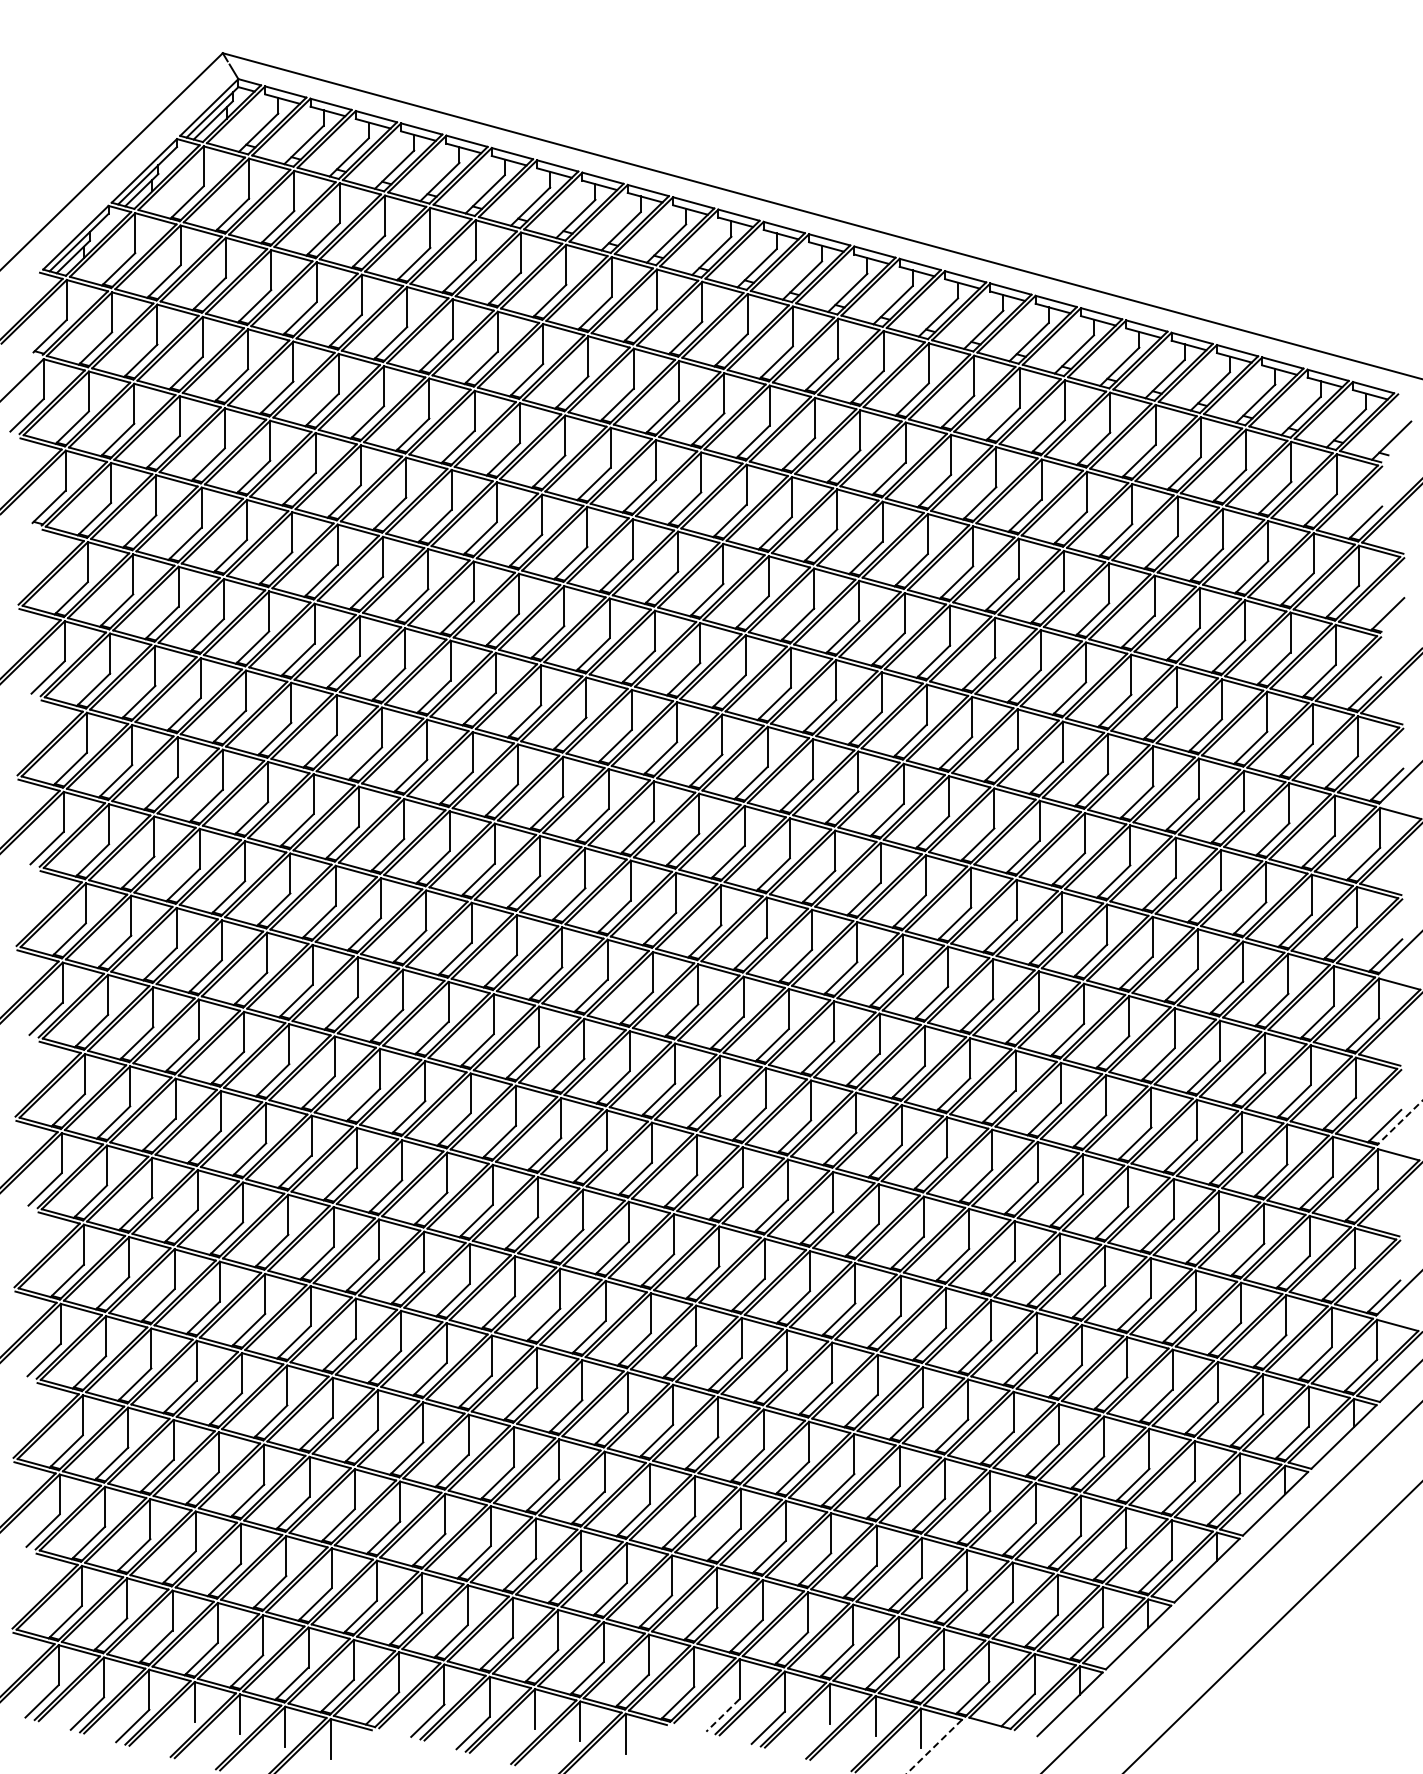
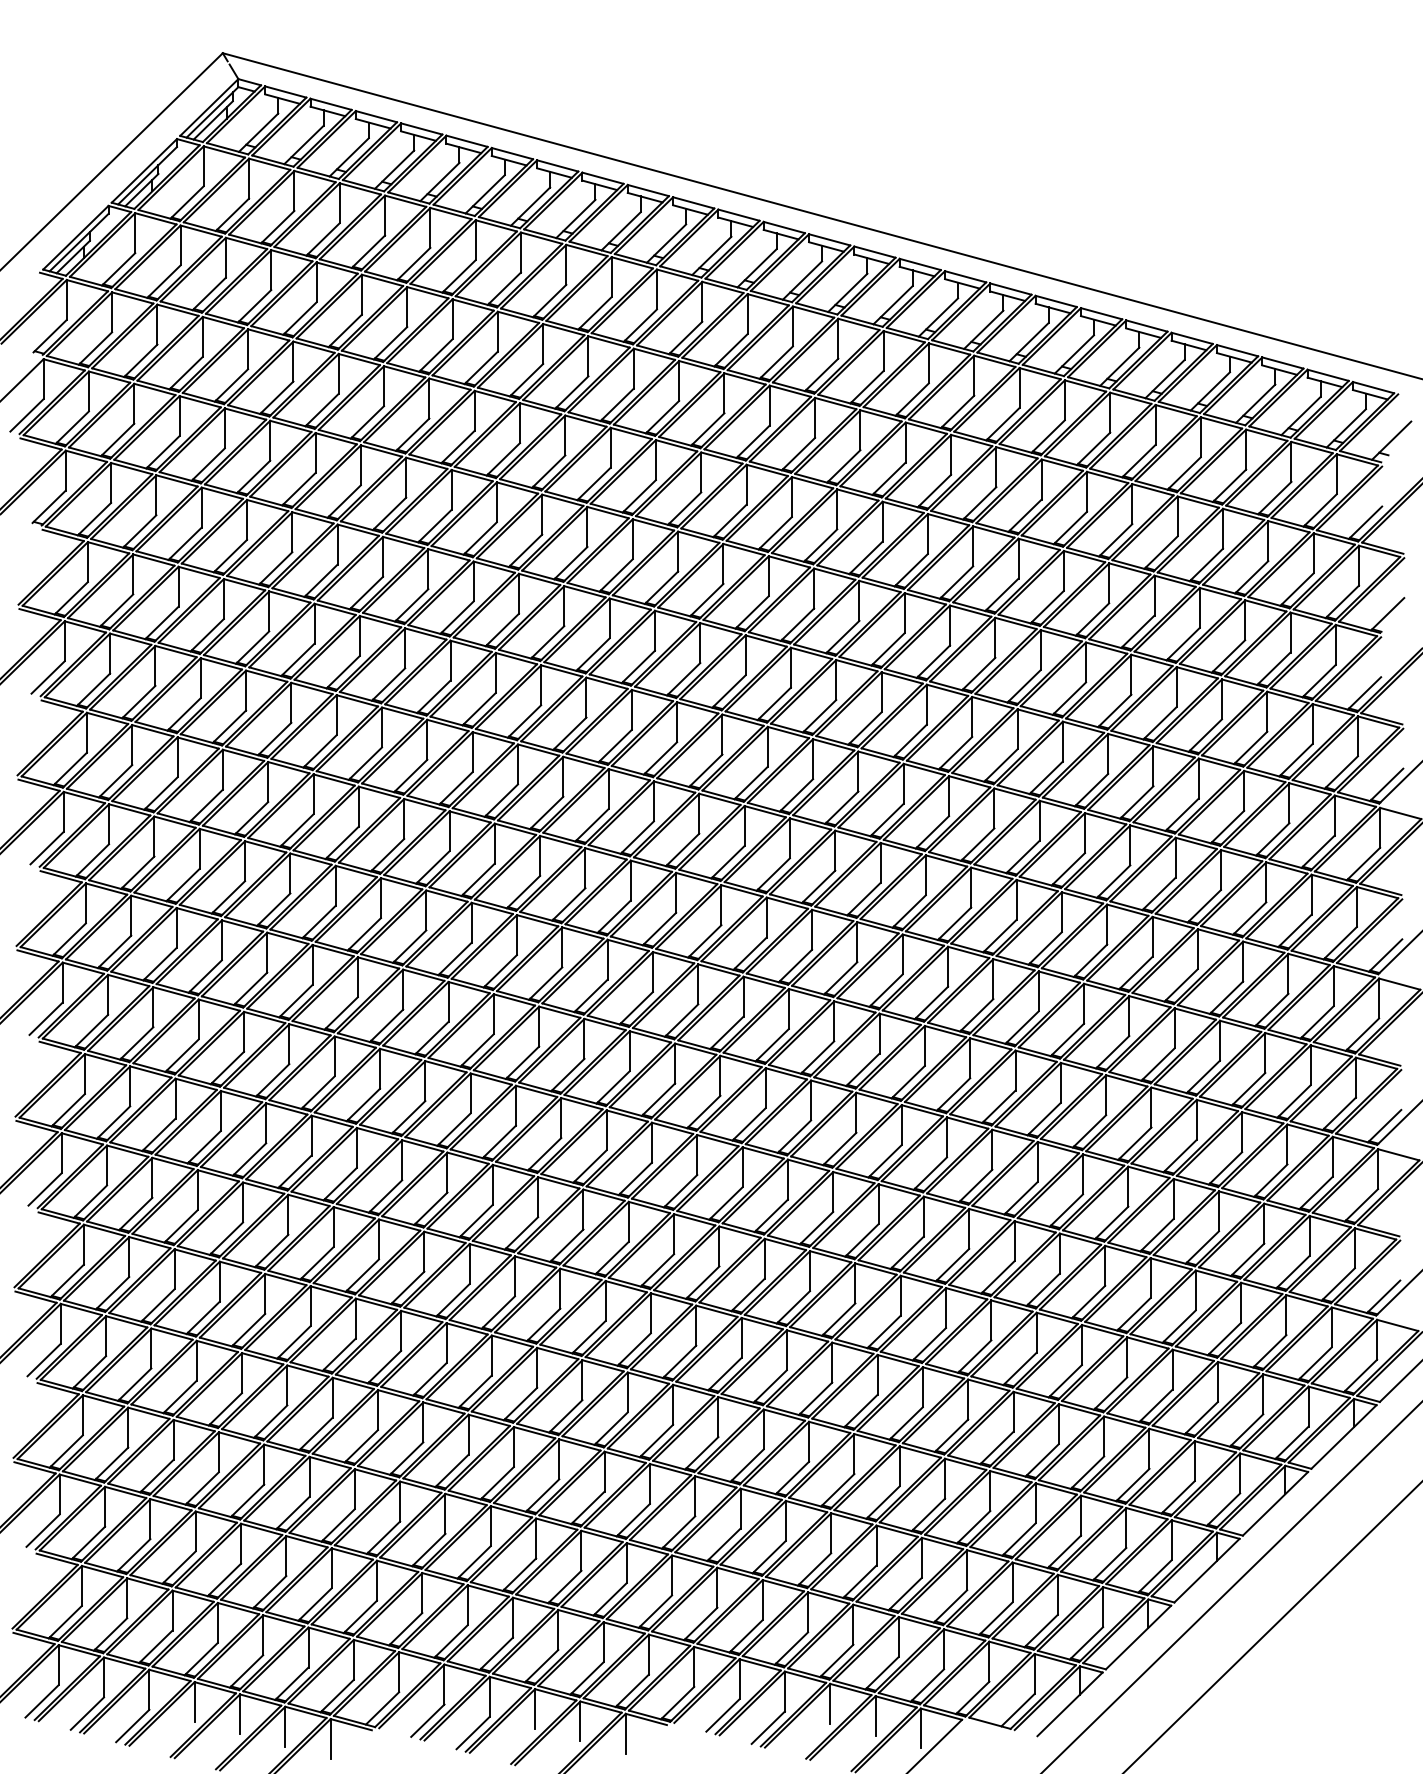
line: dashed -> solid (1399, 1122)
line: dashed -> solid (722, 1715)
line: dashed -> solid (934, 1746)
